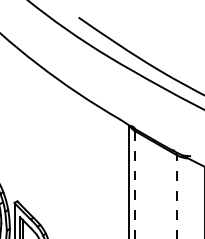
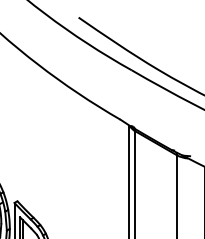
line: dashed -> solid (135, 185)
line: dashed -> solid (176, 196)
